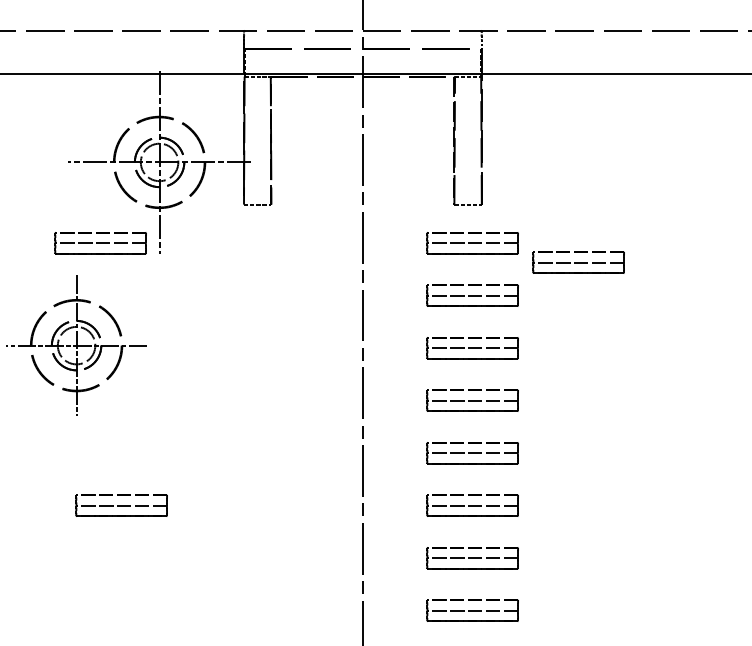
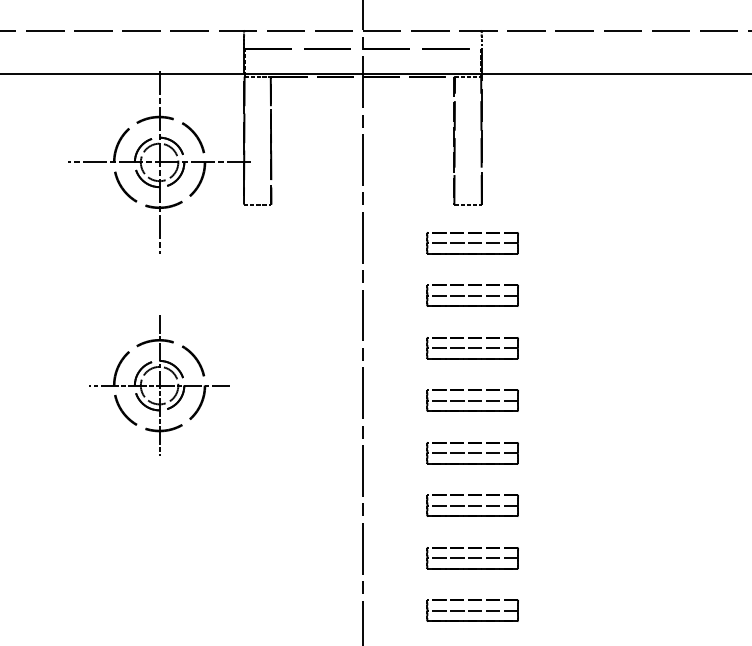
part: present -> none (100, 243)
part: present -> none (578, 262)
part position: (76, 345) -> (159, 385) (159, 385)
part: present -> none (121, 505)
